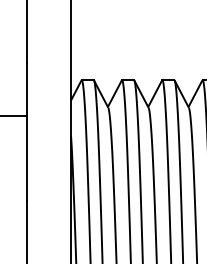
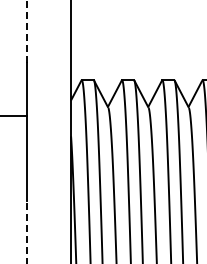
line: solid -> dashed (26, 31)
line: solid -> dashed (26, 231)
